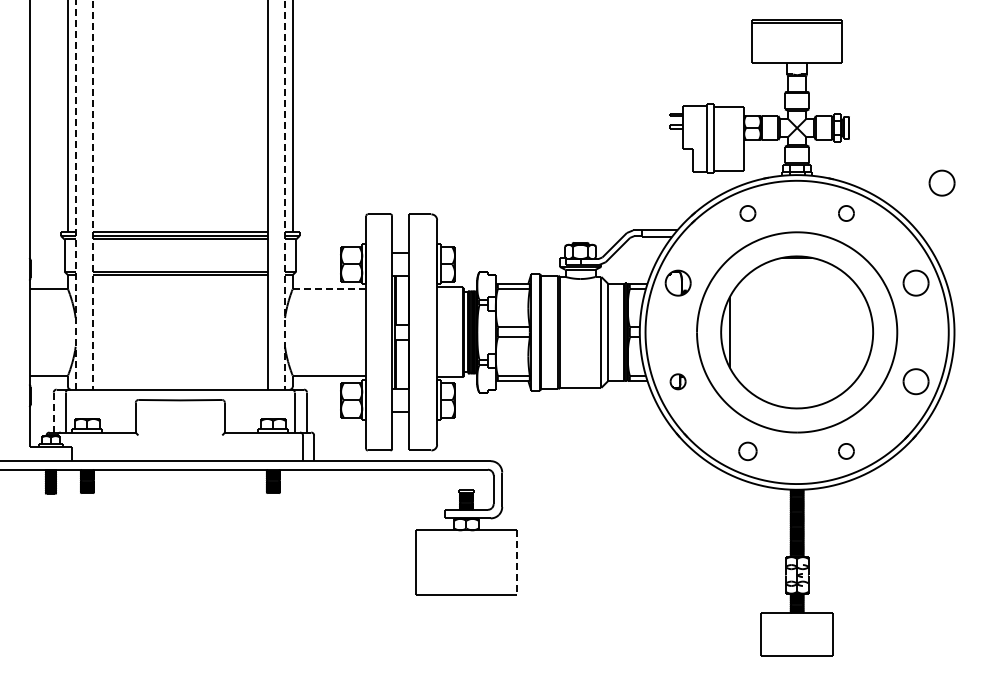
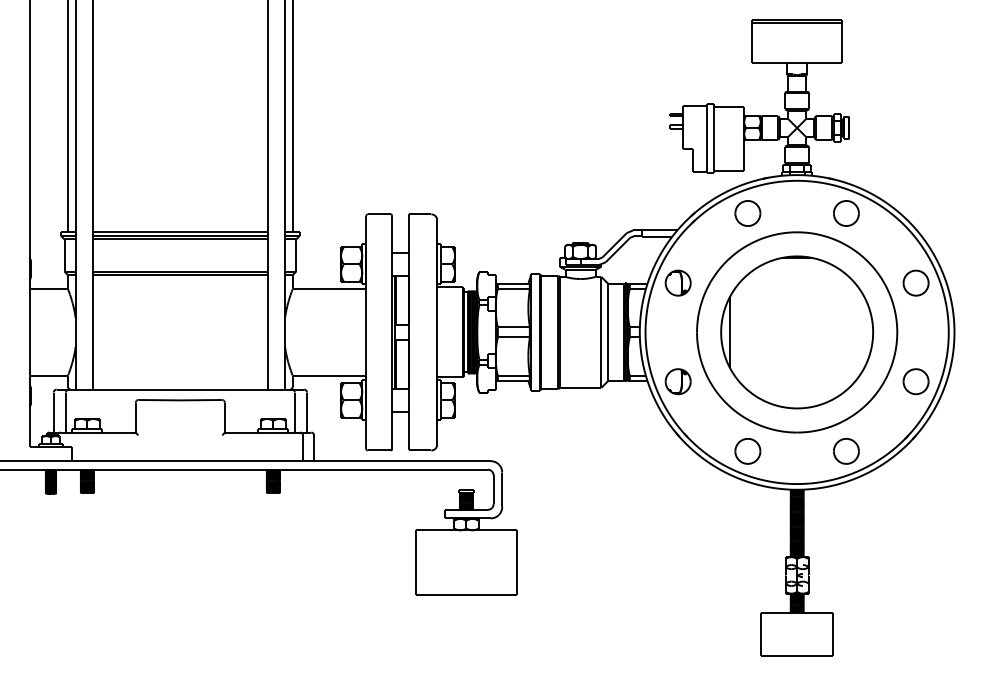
part: present -> none (941, 182)
line: dashed -> solid (75, 194)
line: dashed -> solid (92, 195)
line: dashed -> solid (285, 195)
part size: 18x17 px -> 28x27 px (747, 213)
part size: 17x17 px -> 27x27 px (846, 213)
line: dashed -> solid (329, 289)
part size: 18x18 px -> 28x28 px (677, 381)
line: dashed -> solid (53, 412)
part size: 20x21 px -> 28x27 px (747, 451)
part size: 17x17 px -> 27x27 px (846, 451)
line: dashed -> solid (516, 563)
